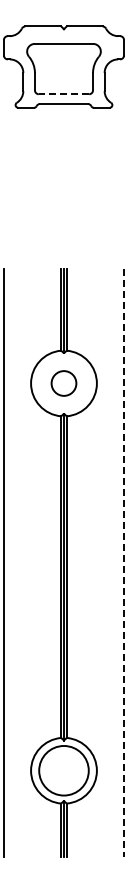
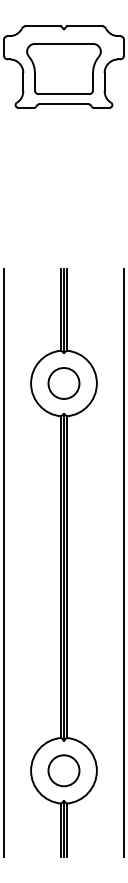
line: dashed -> solid (63, 94)
circle size: 28x27 px -> 34x33 px (63, 383)
line: dashed -> solid (124, 562)
circle diameter: 50 px -> 31 px (63, 770)
